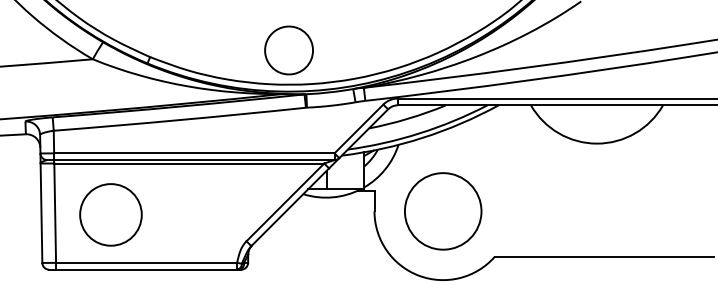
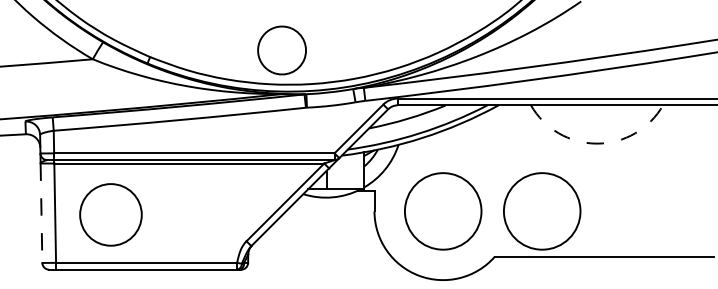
part position: (288, 50) -> (281, 50) (281, 50)
arc: solid -> dashed (597, 143)
circle: none -> present (542, 211)
line: solid -> dashed (41, 213)
